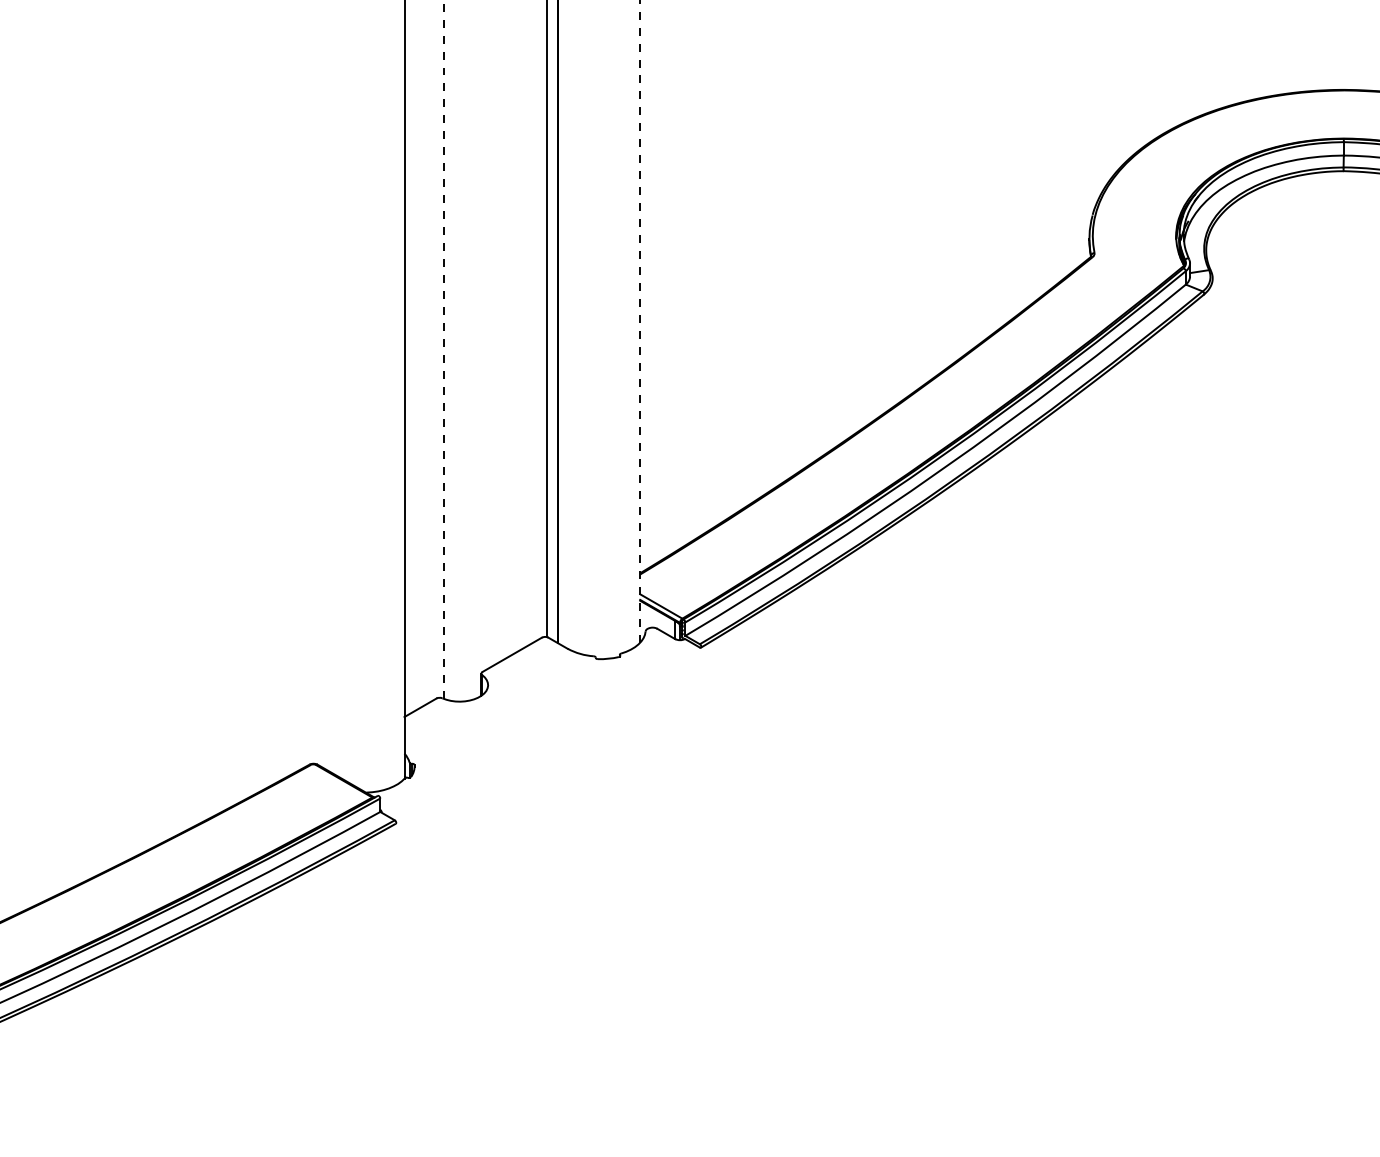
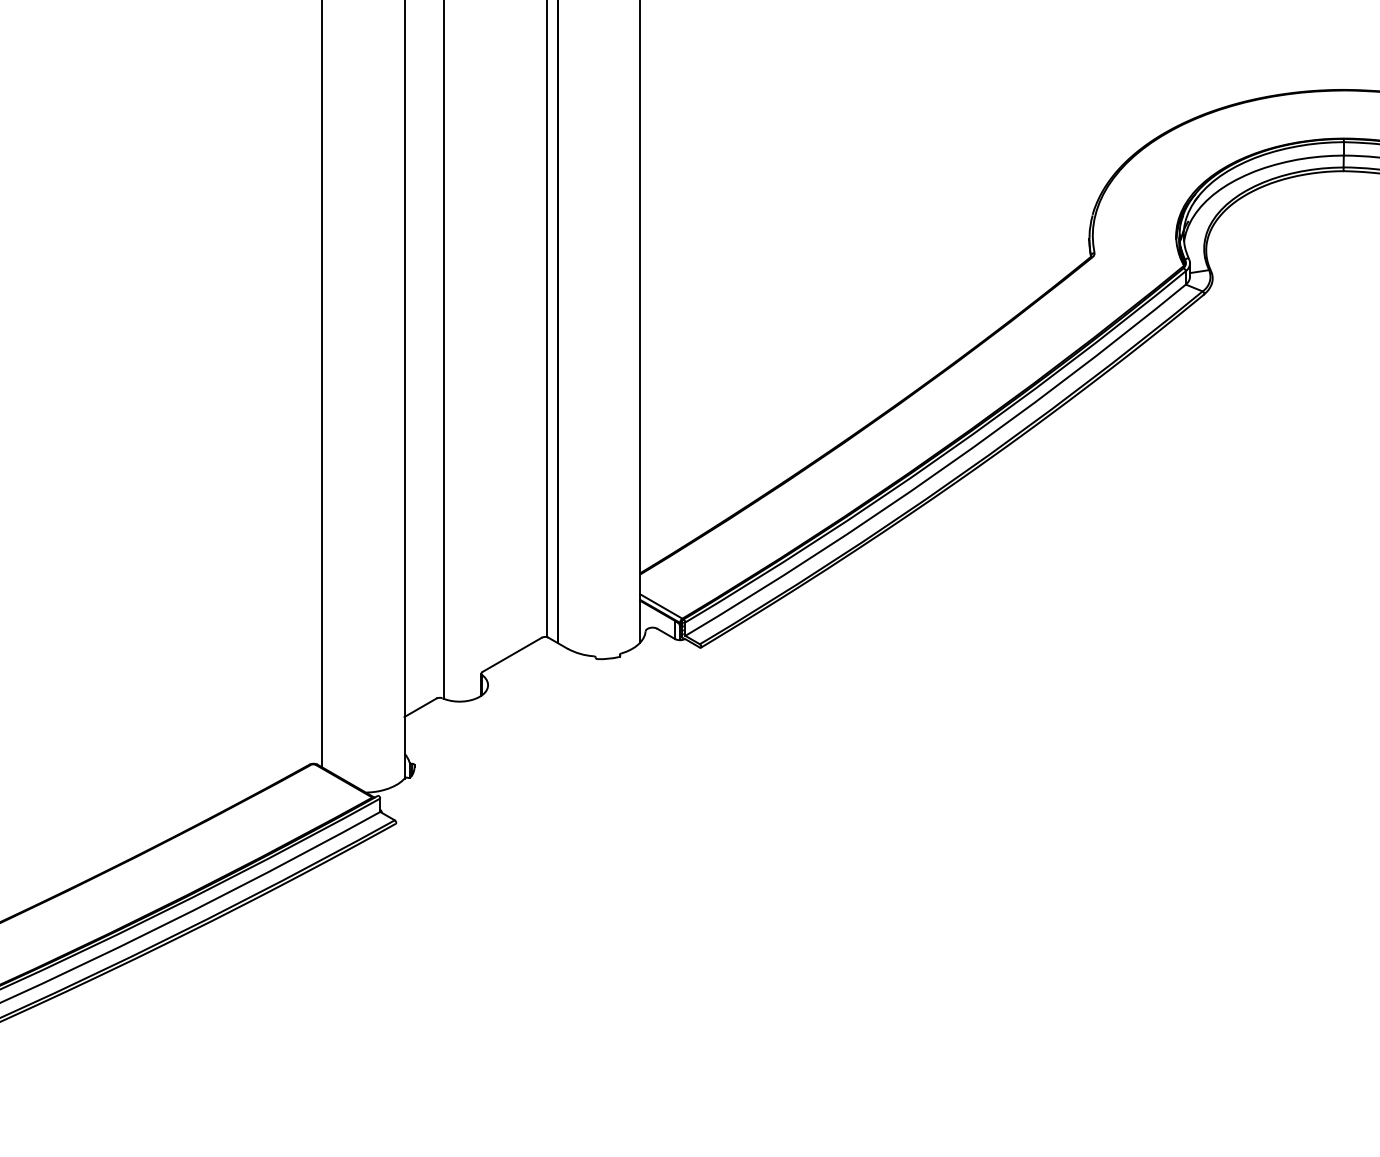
line: dashed -> solid (640, 320)
line: dashed -> solid (443, 349)
line: none -> present (322, 384)
